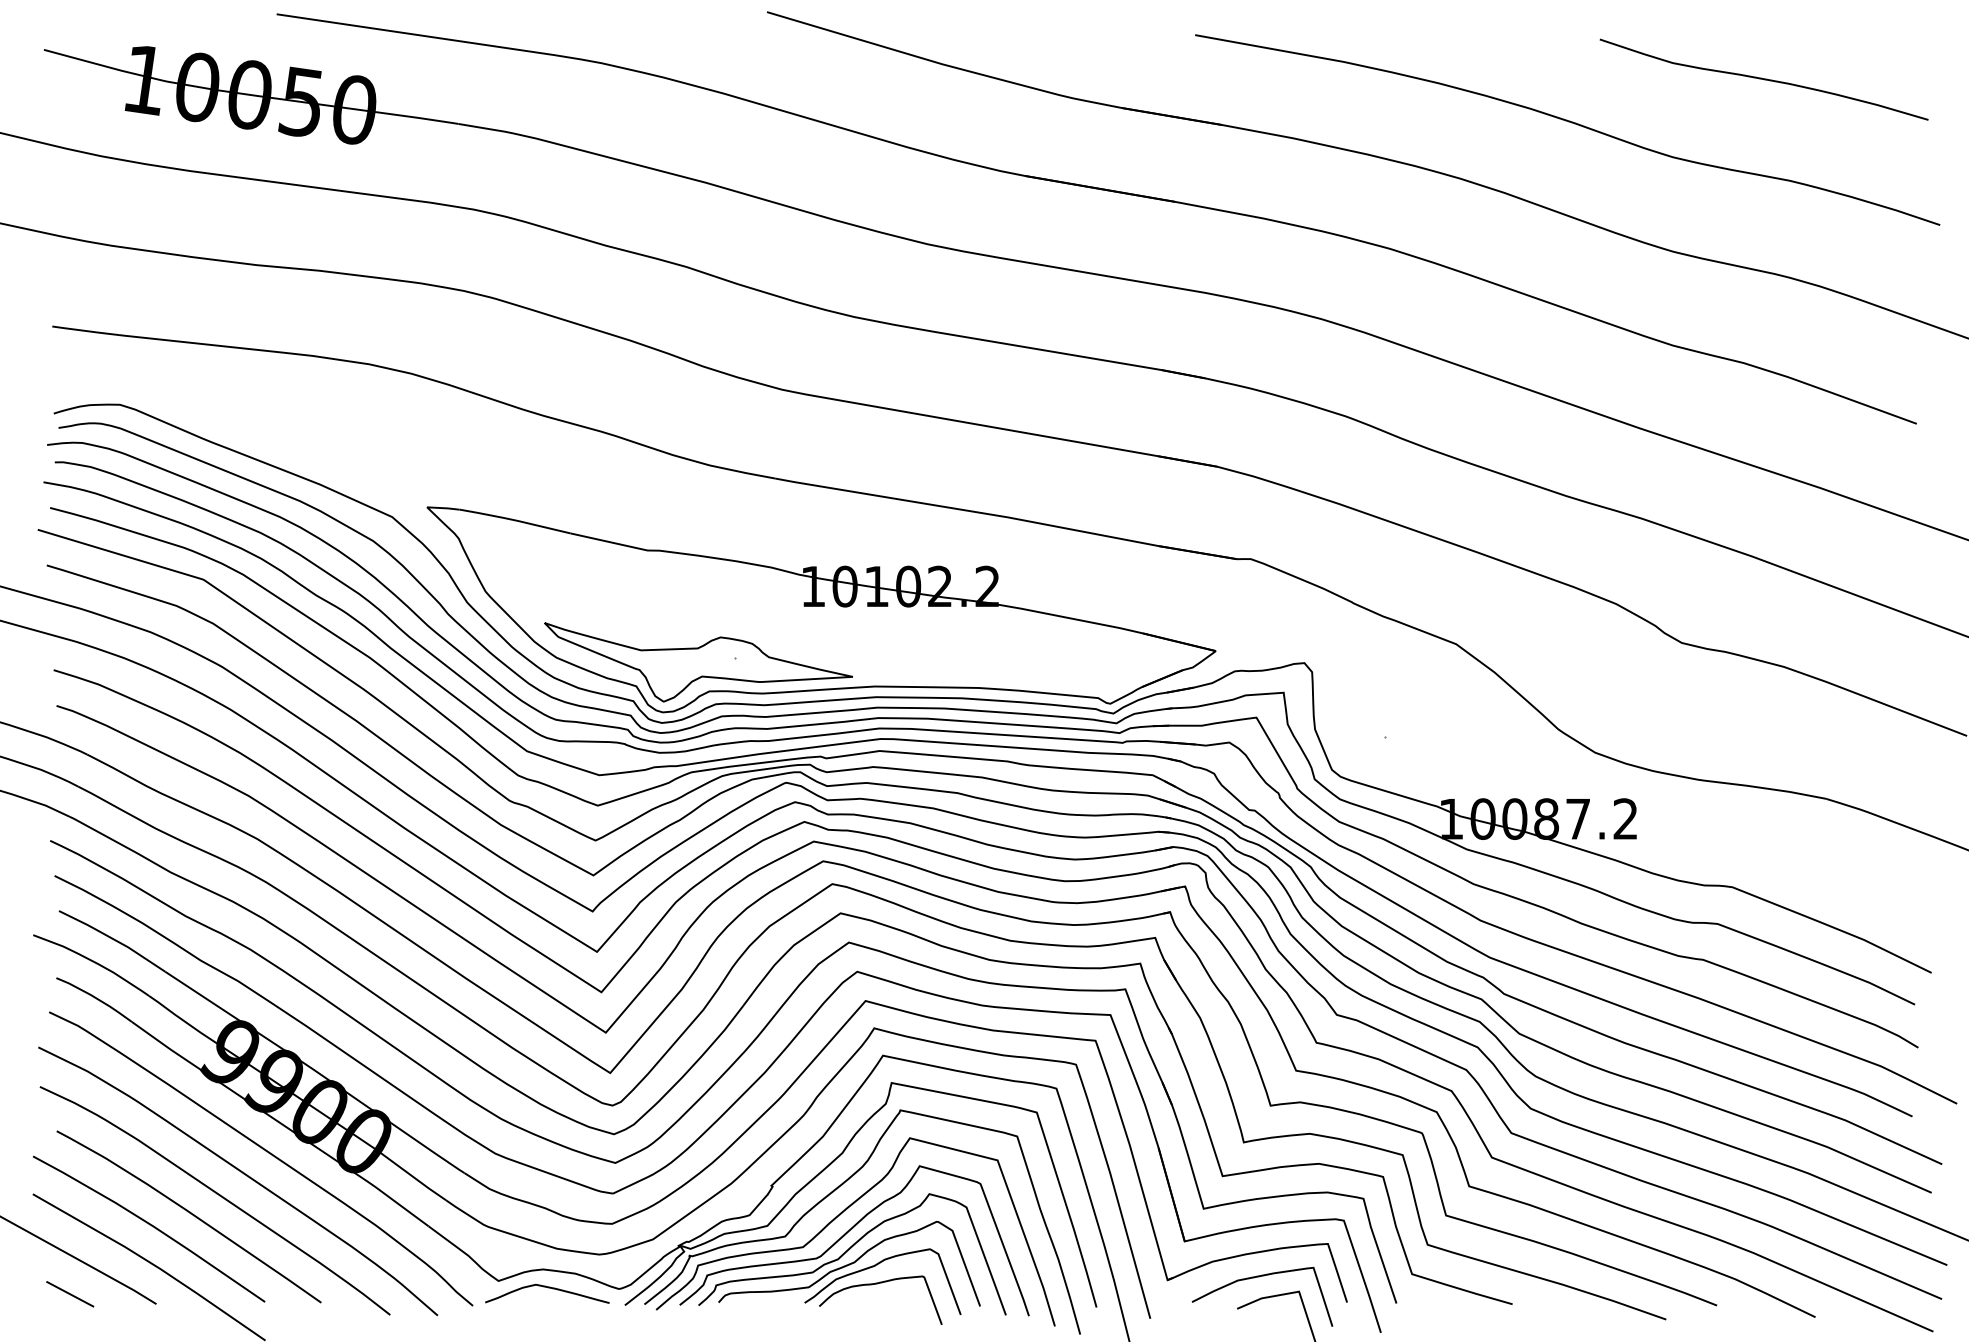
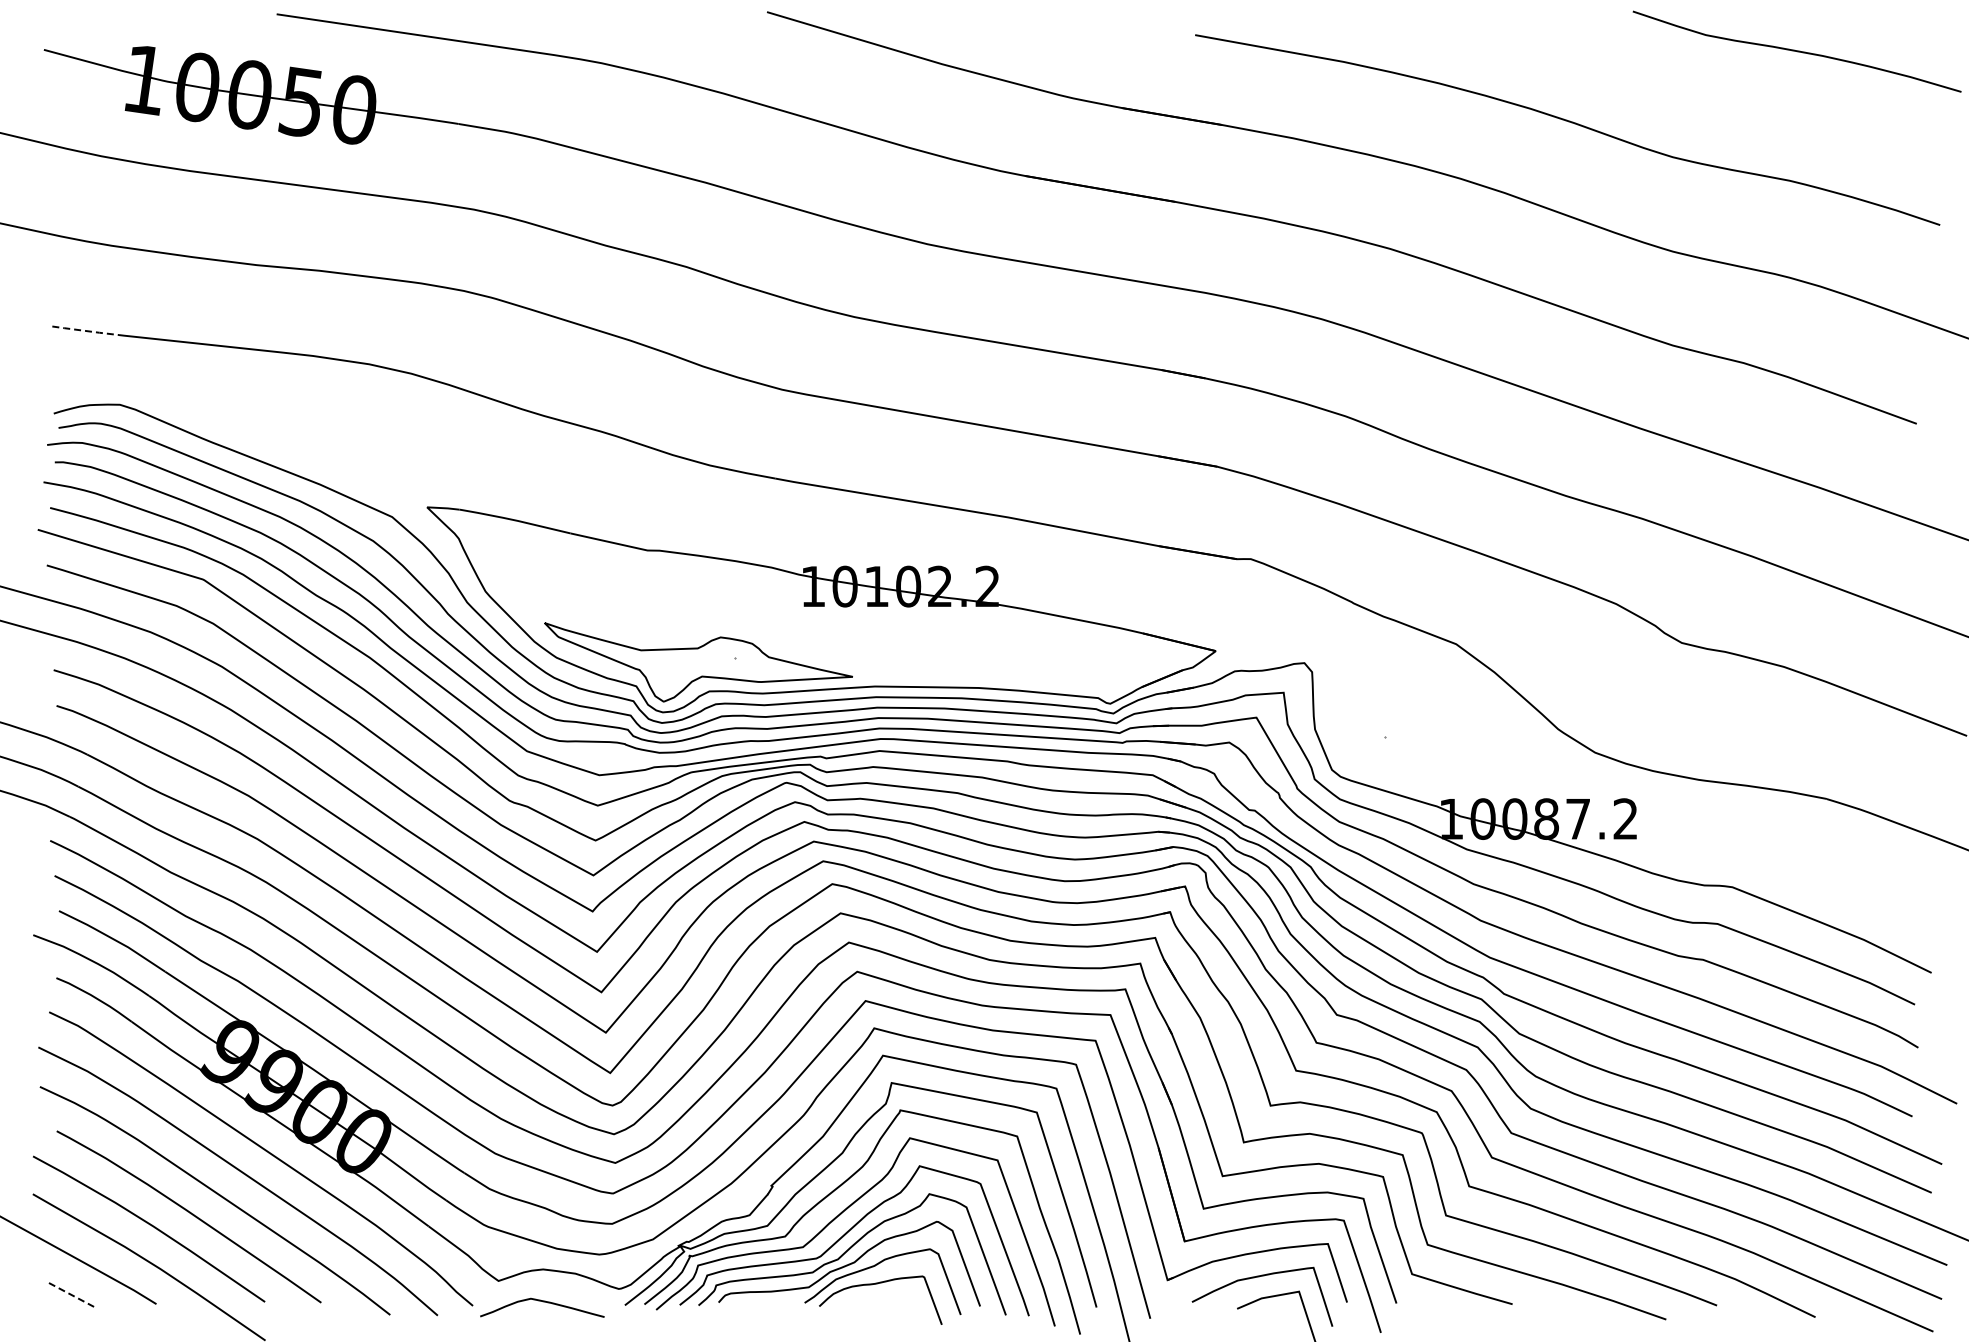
curve position: (1763, 79) -> (1796, 51) (1796, 51)
line: solid -> dashed (85, 330)
curve position: (548, 1288) -> (543, 1302) (543, 1302)
line: solid -> dashed (70, 1294)
